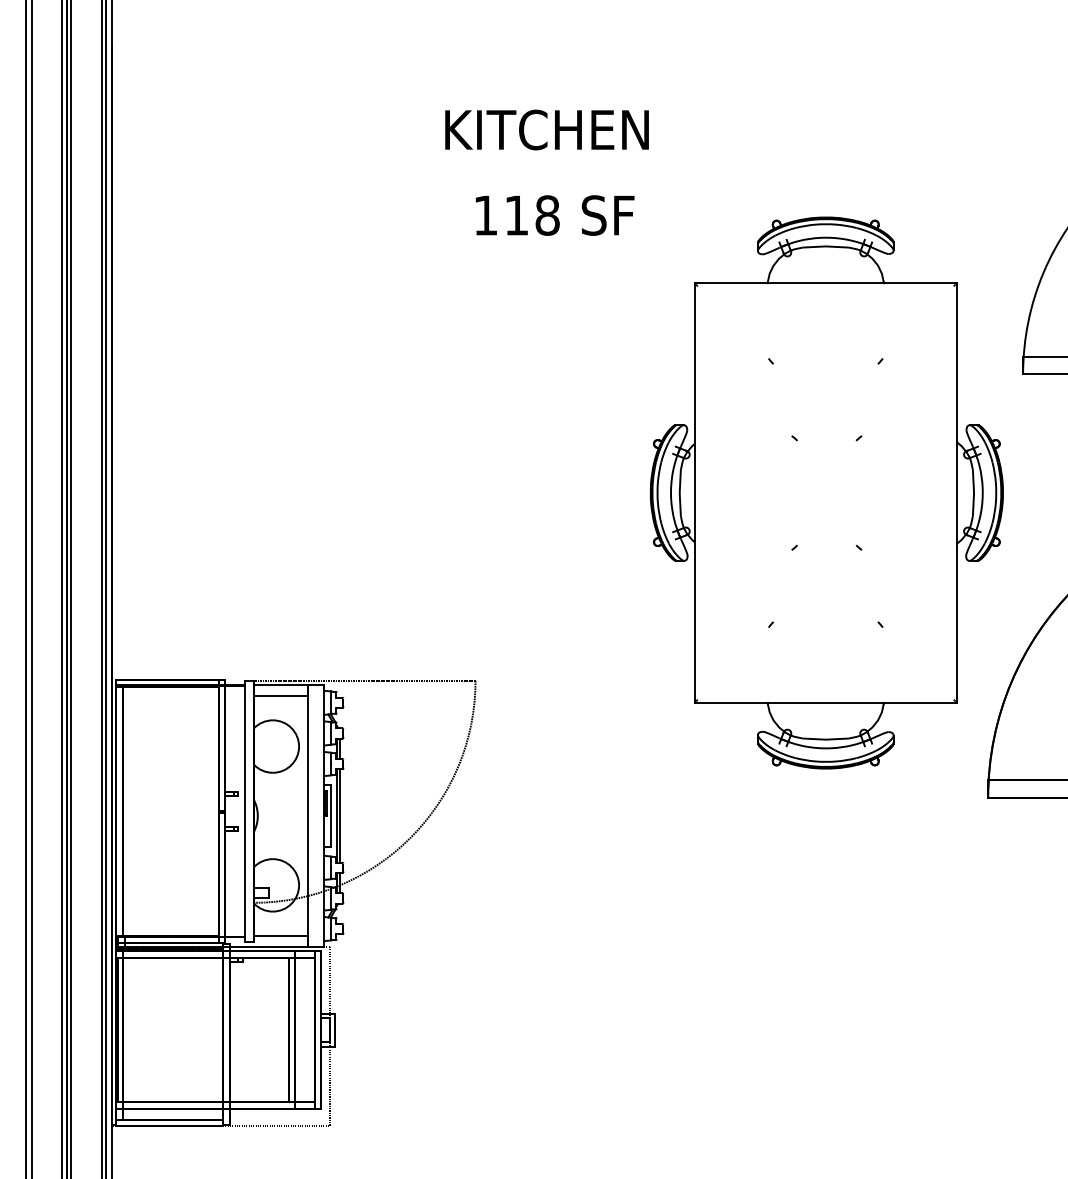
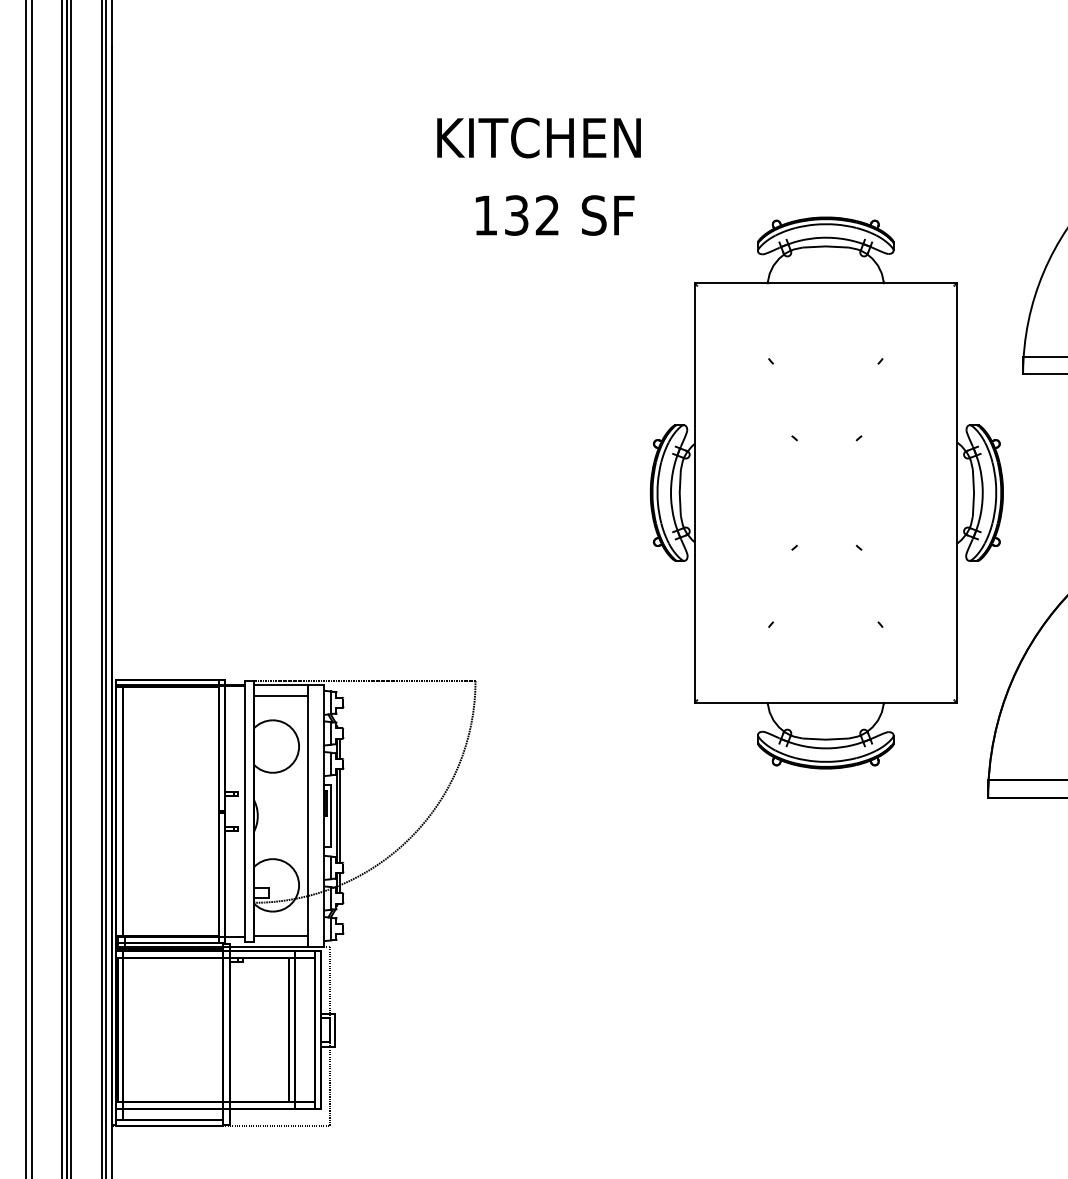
text position: (546, 129) -> (538, 137) (538, 137)
text: 118 -> 132 (532, 215)
